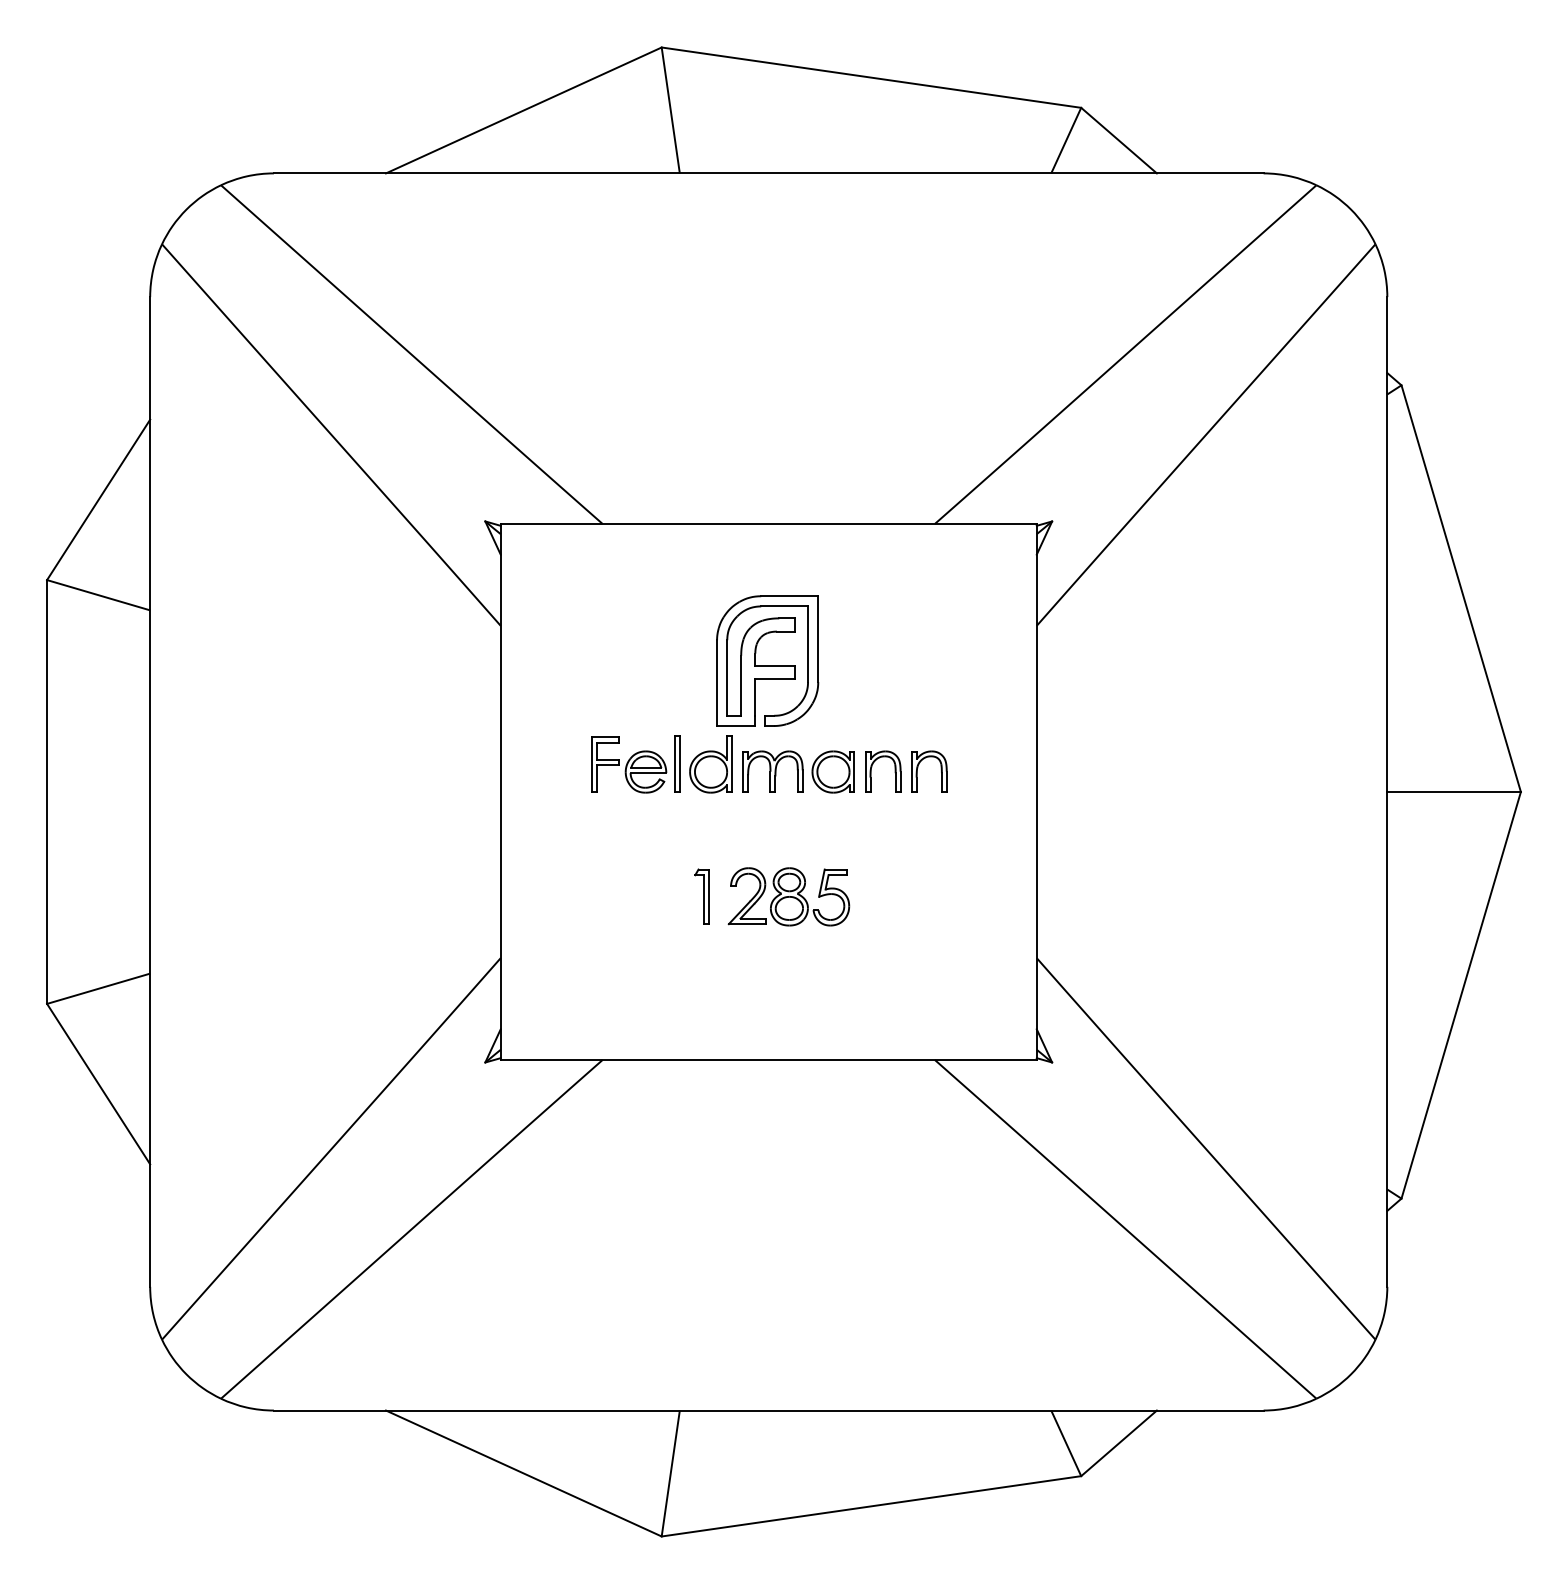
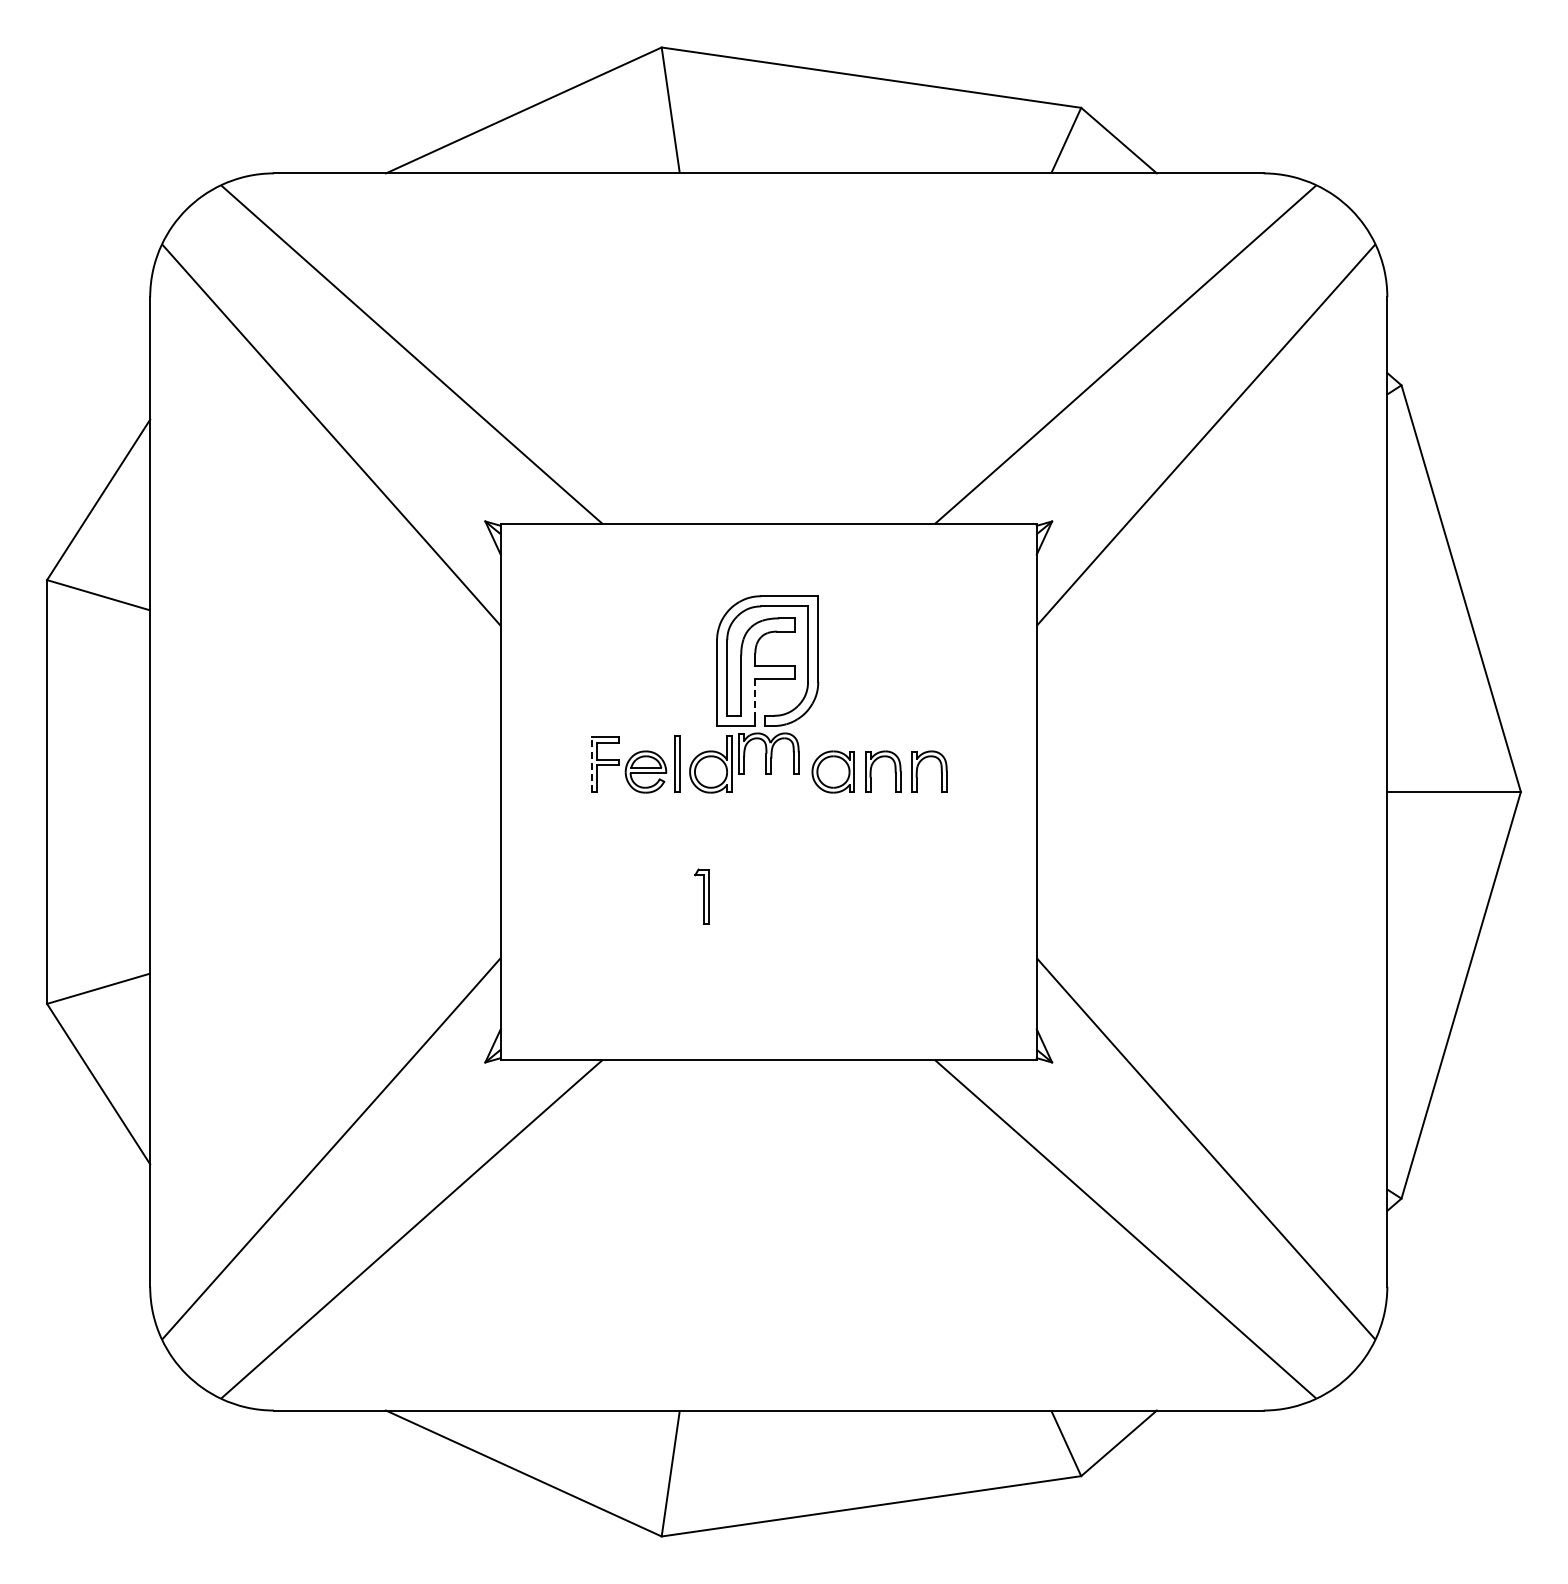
line: solid -> dashed (755, 697)
line: solid -> dashed (592, 764)
part position: (772, 771) -> (768, 753) (768, 753)
part: present -> none (788, 896)
